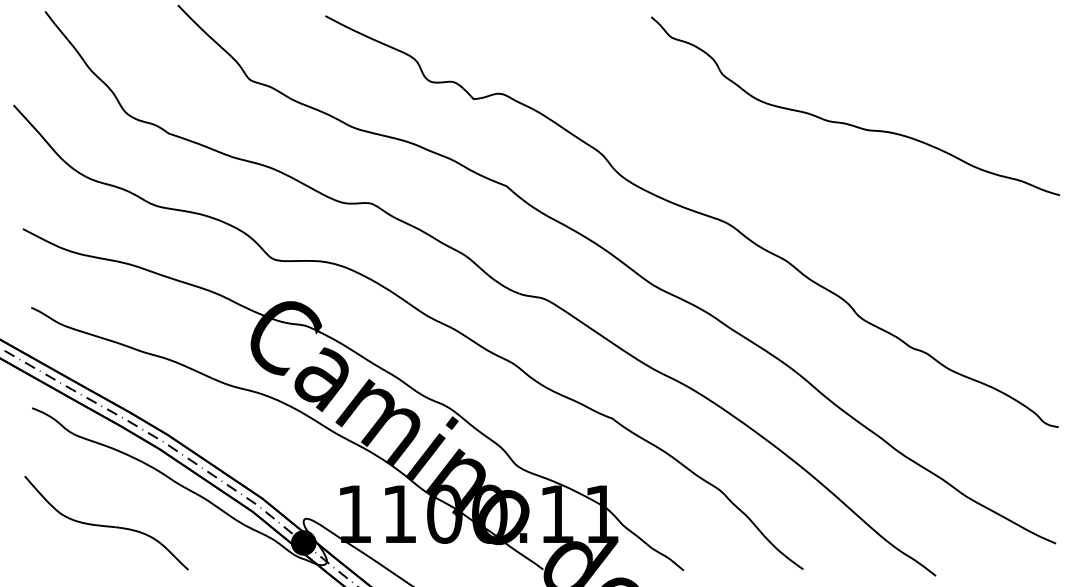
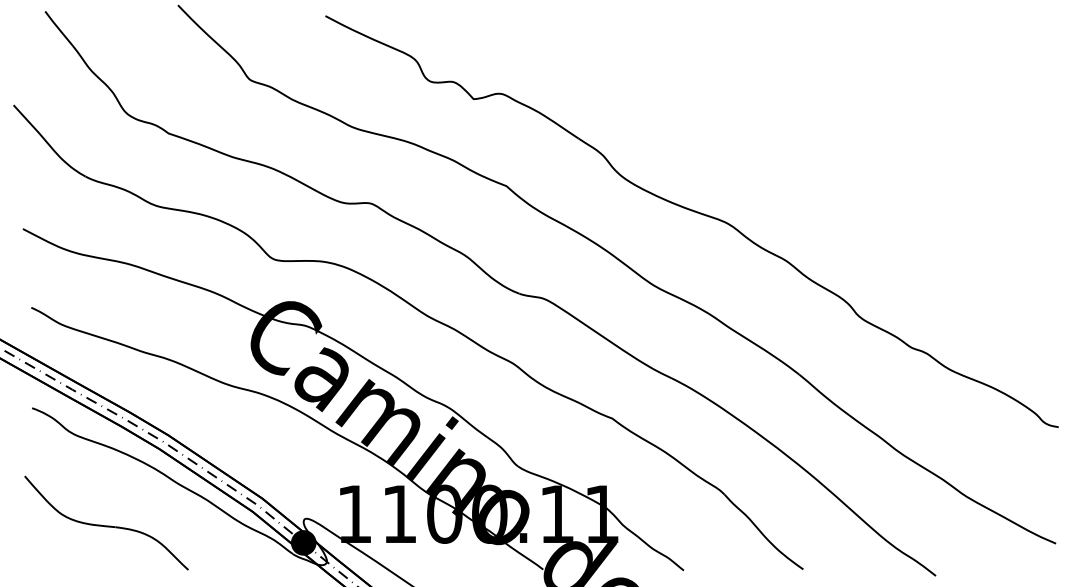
part: present -> none (849, 123)
